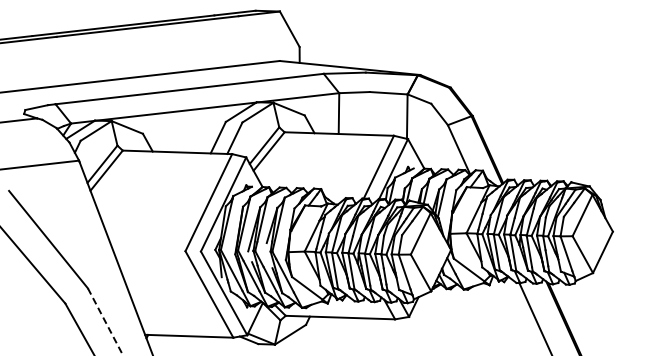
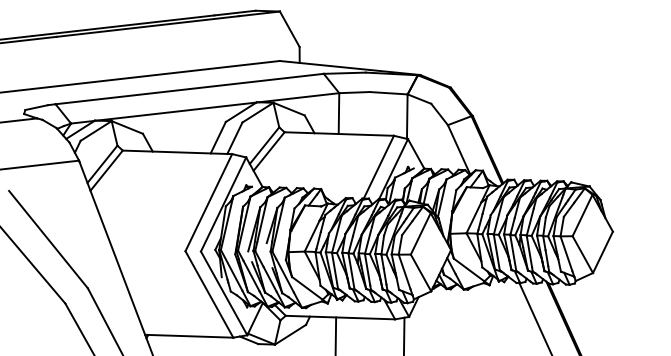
line: dashed -> solid (105, 321)
line: none -> present (335, 334)
line: none -> present (404, 334)
